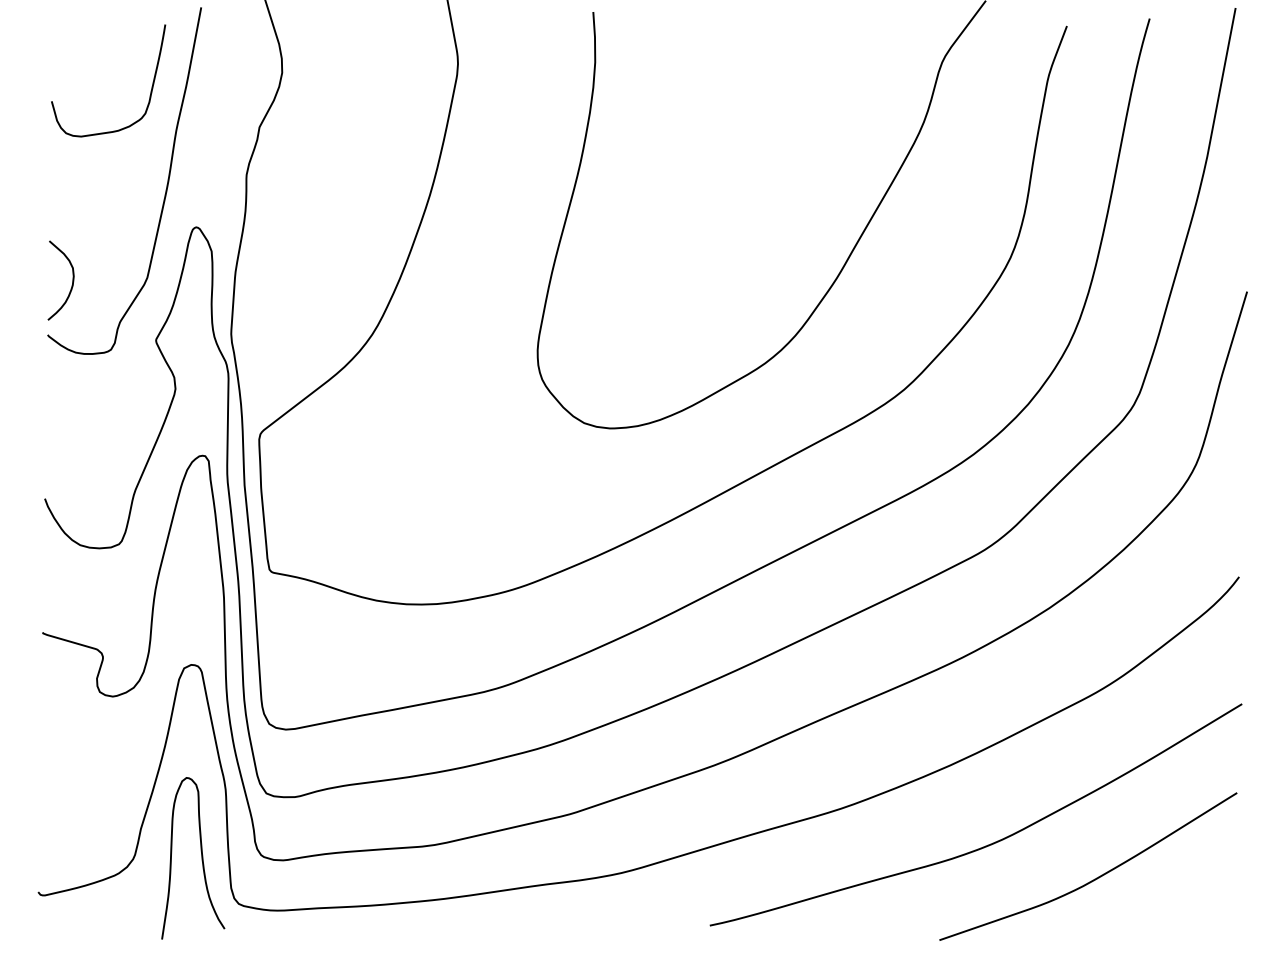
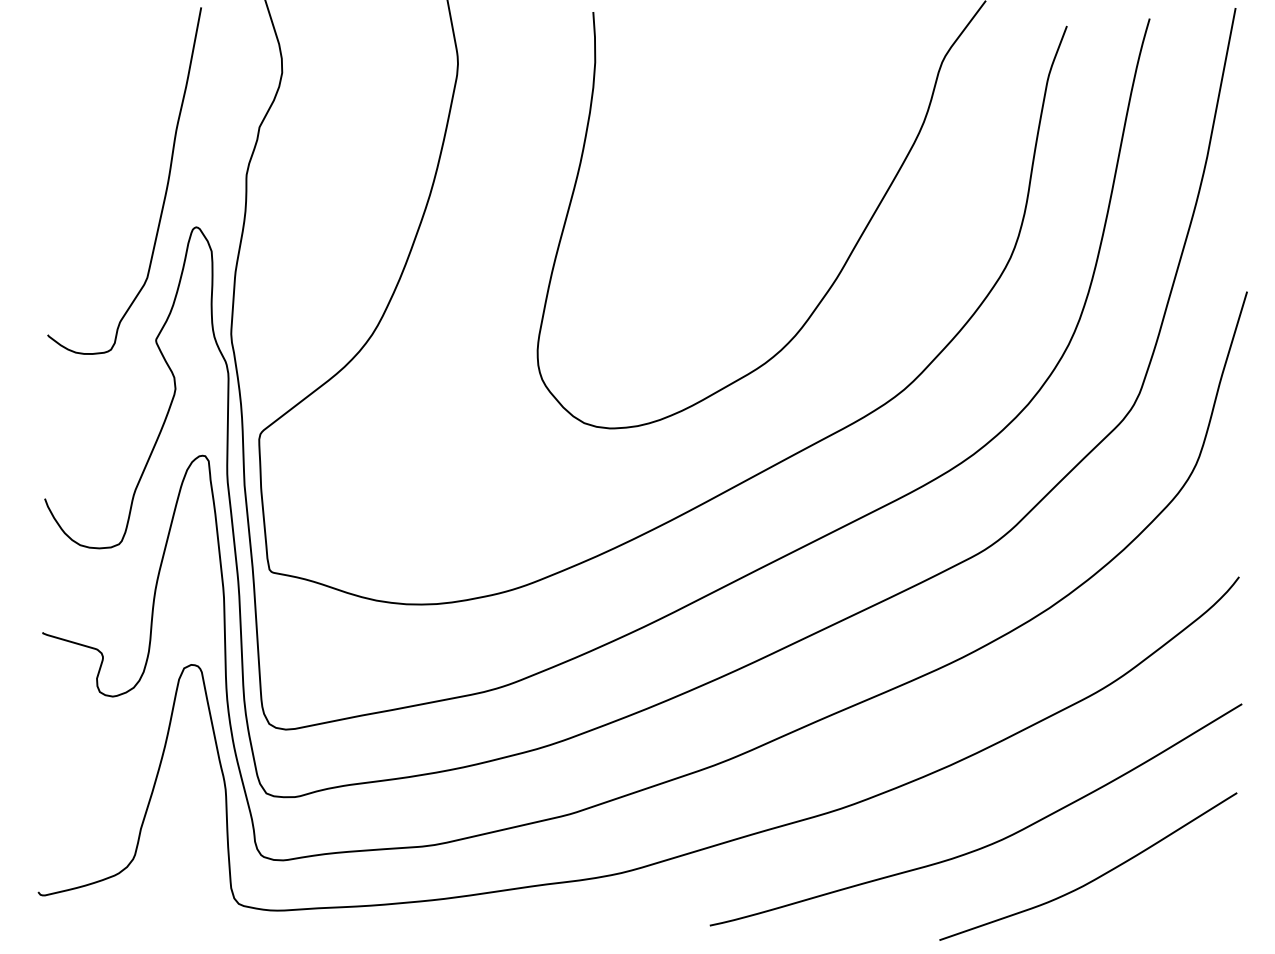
curve: present -> none (150, 90)
curve: present -> none (72, 280)
curve: present -> none (201, 858)
